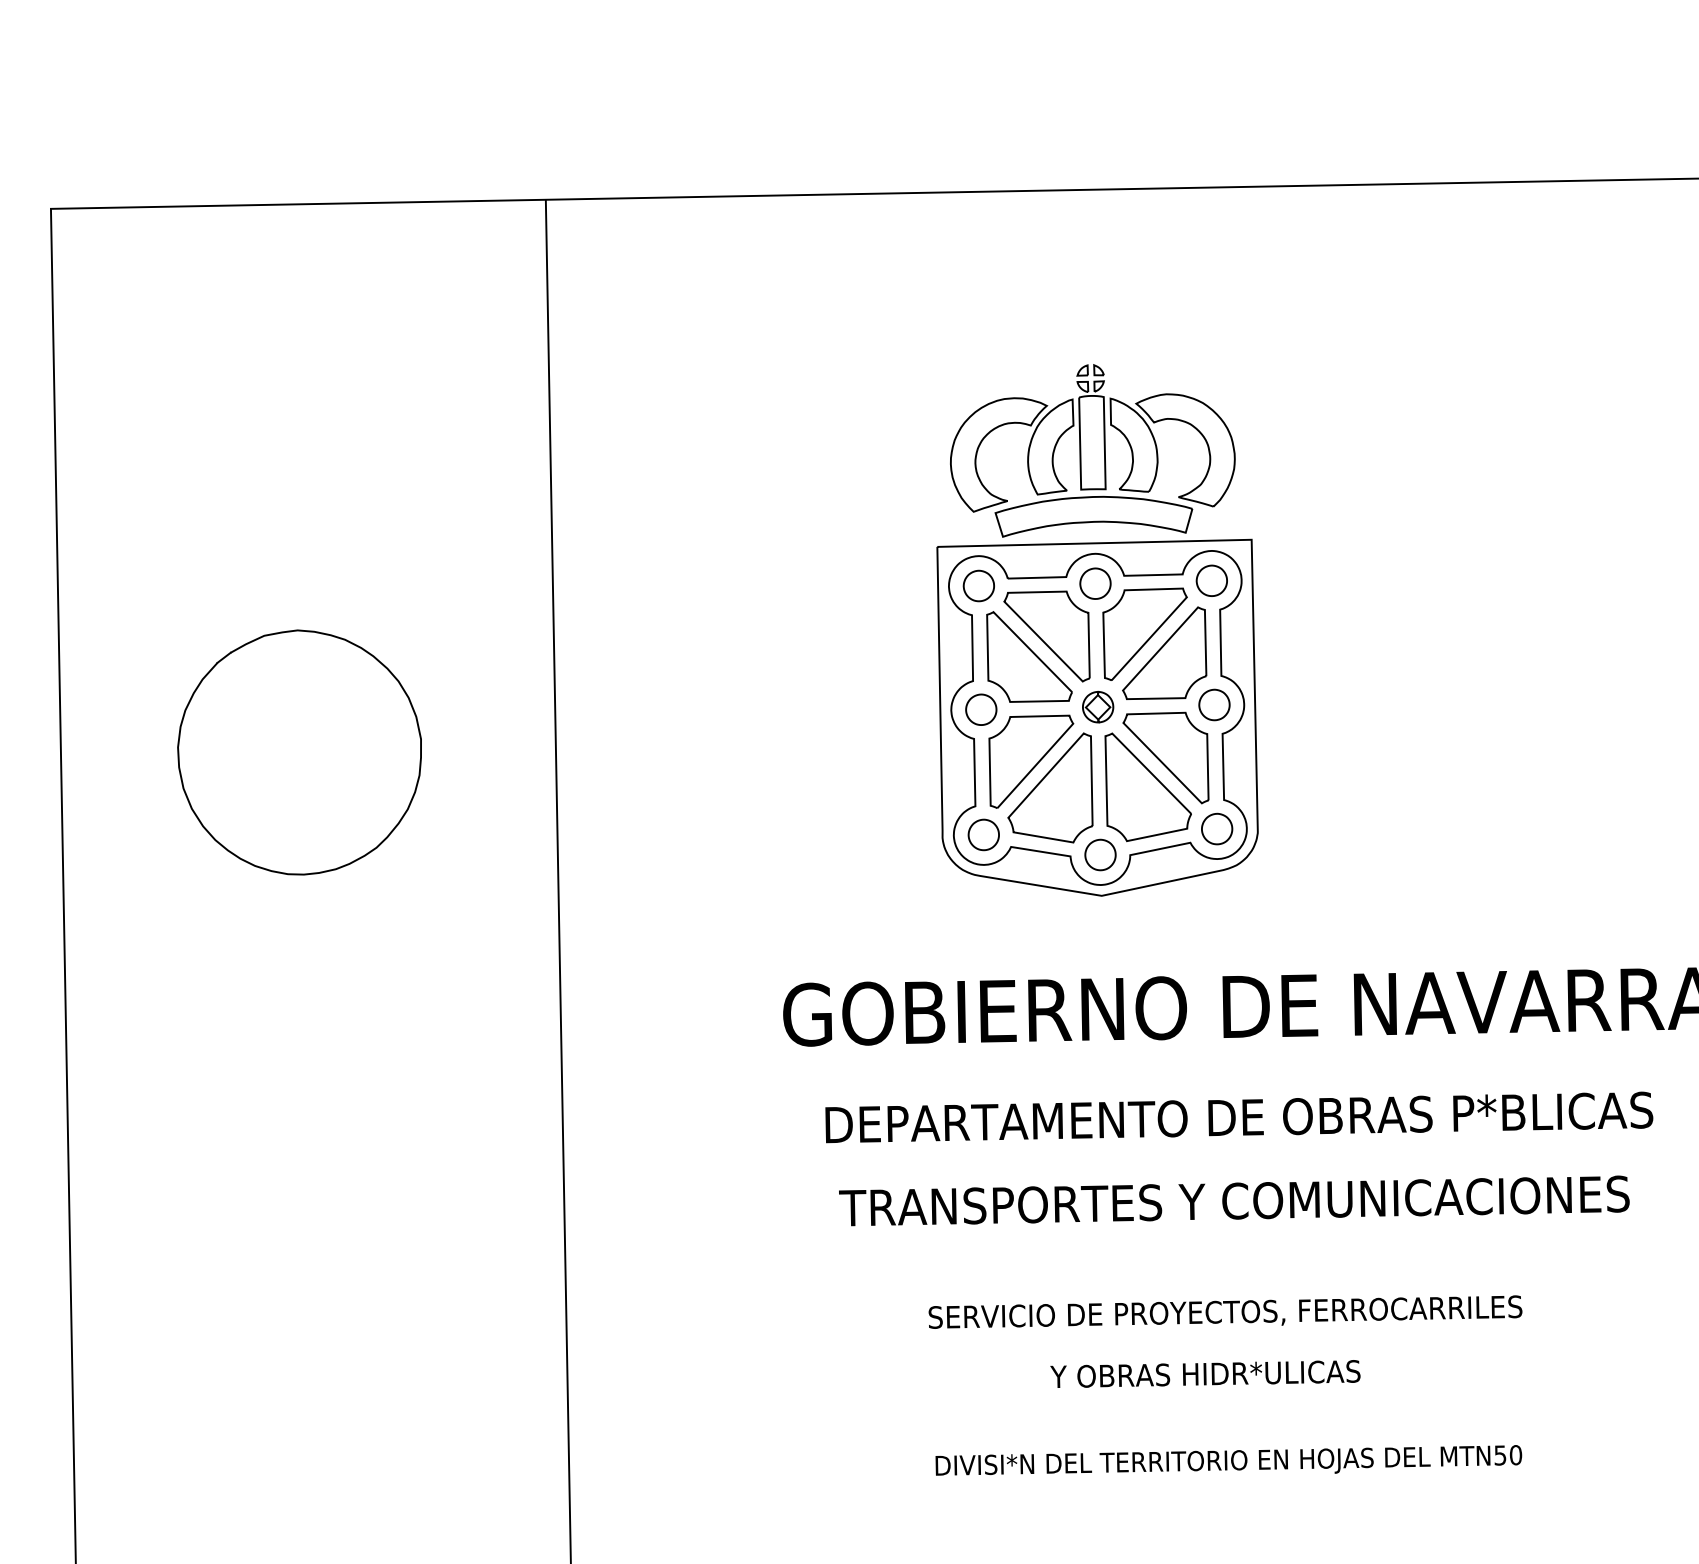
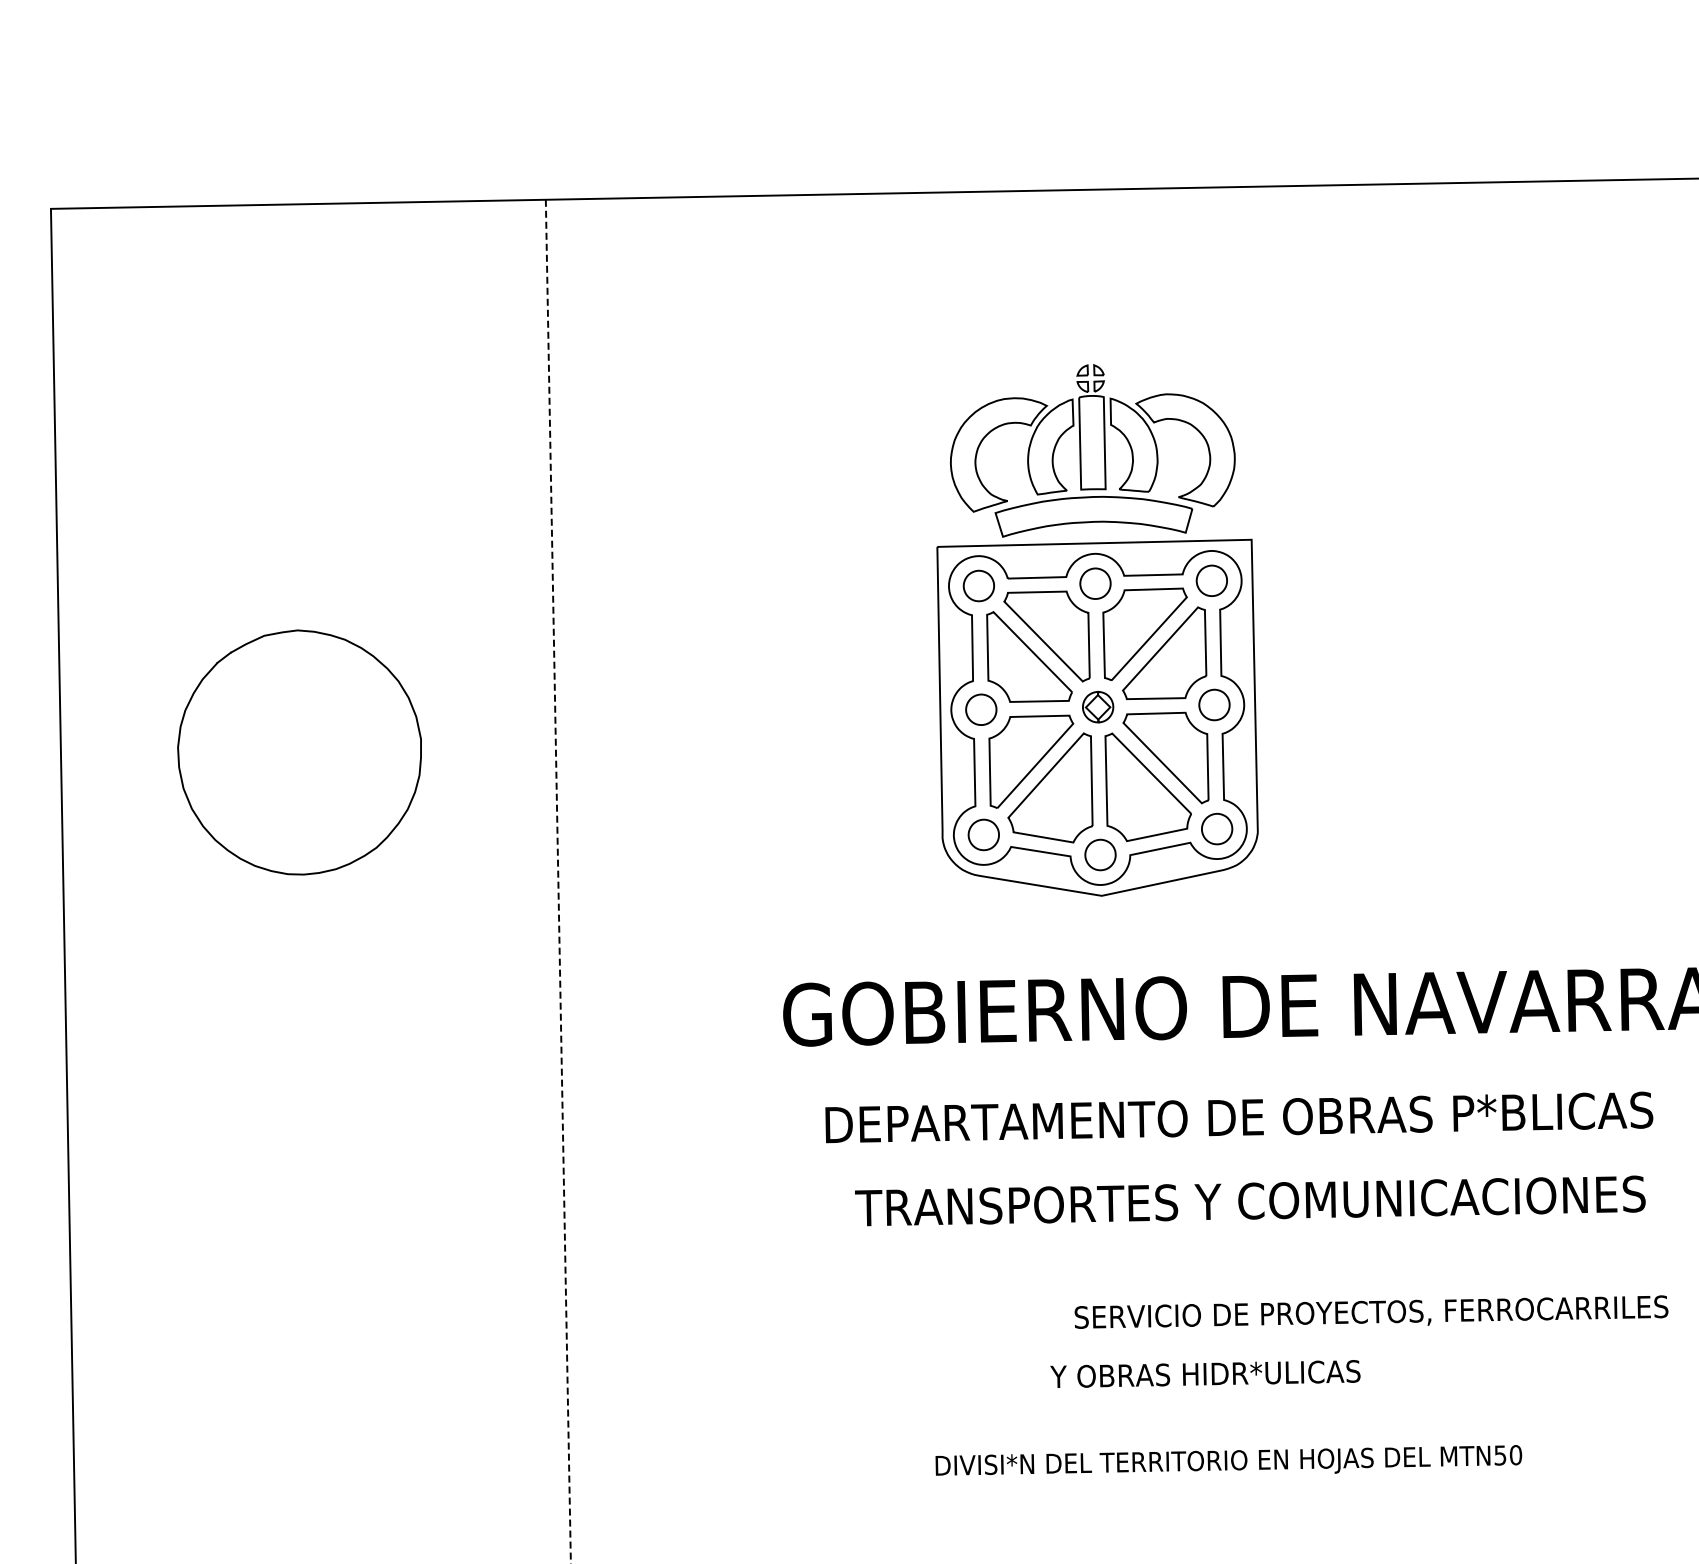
line: solid -> dashed (558, 881)
text position: (1234, 1200) -> (1250, 1200) (1250, 1200)
text position: (1225, 1311) -> (1371, 1311) (1371, 1311)
